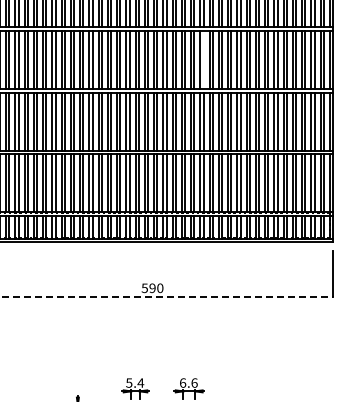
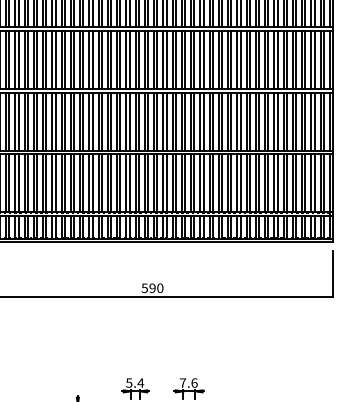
line: none -> present (203, 59)
line: dashed -> solid (167, 296)
text: 6.6 -> 7.6 (183, 382)
